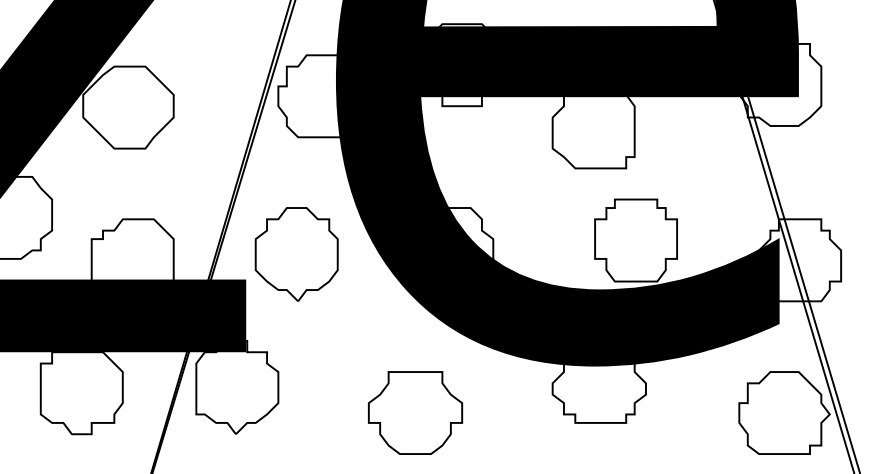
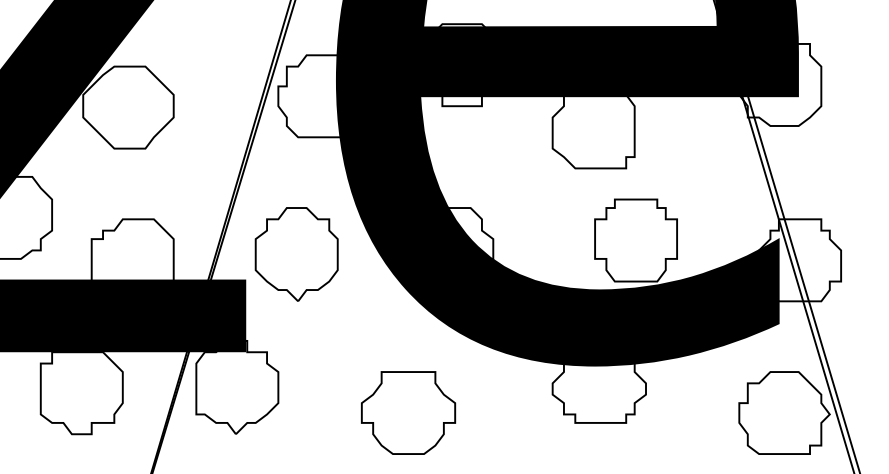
part position: (415, 412) -> (408, 412) (408, 412)
